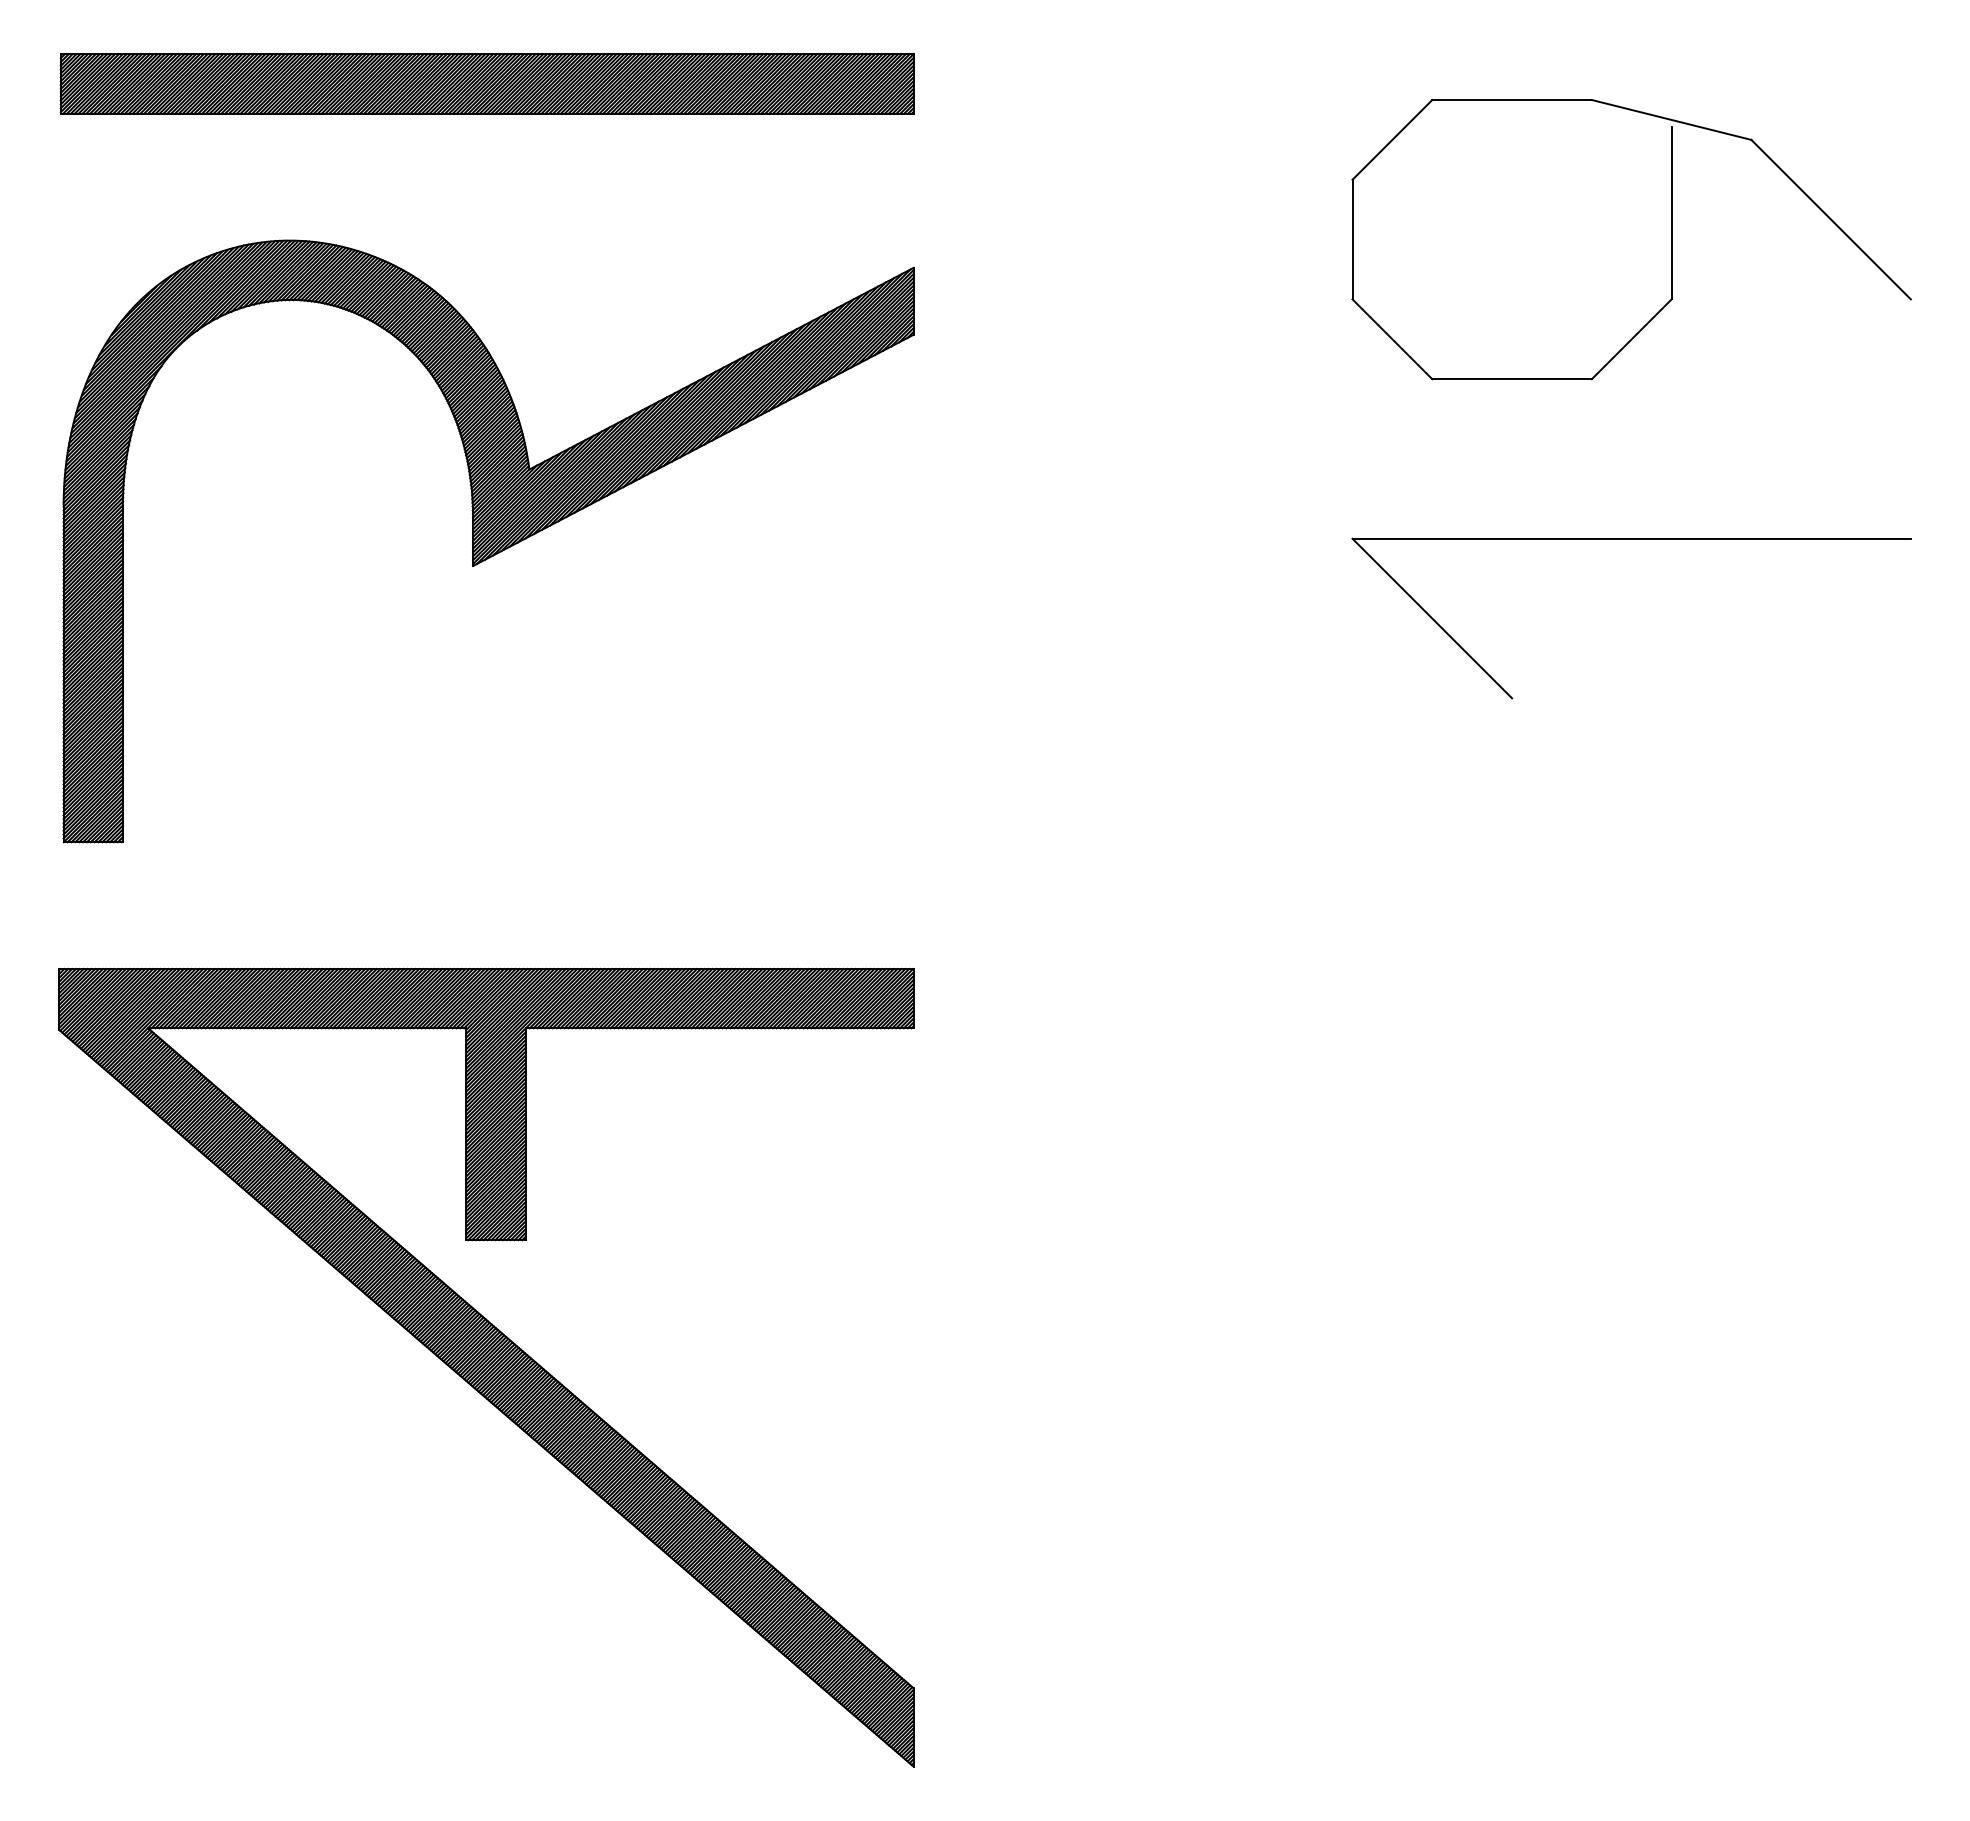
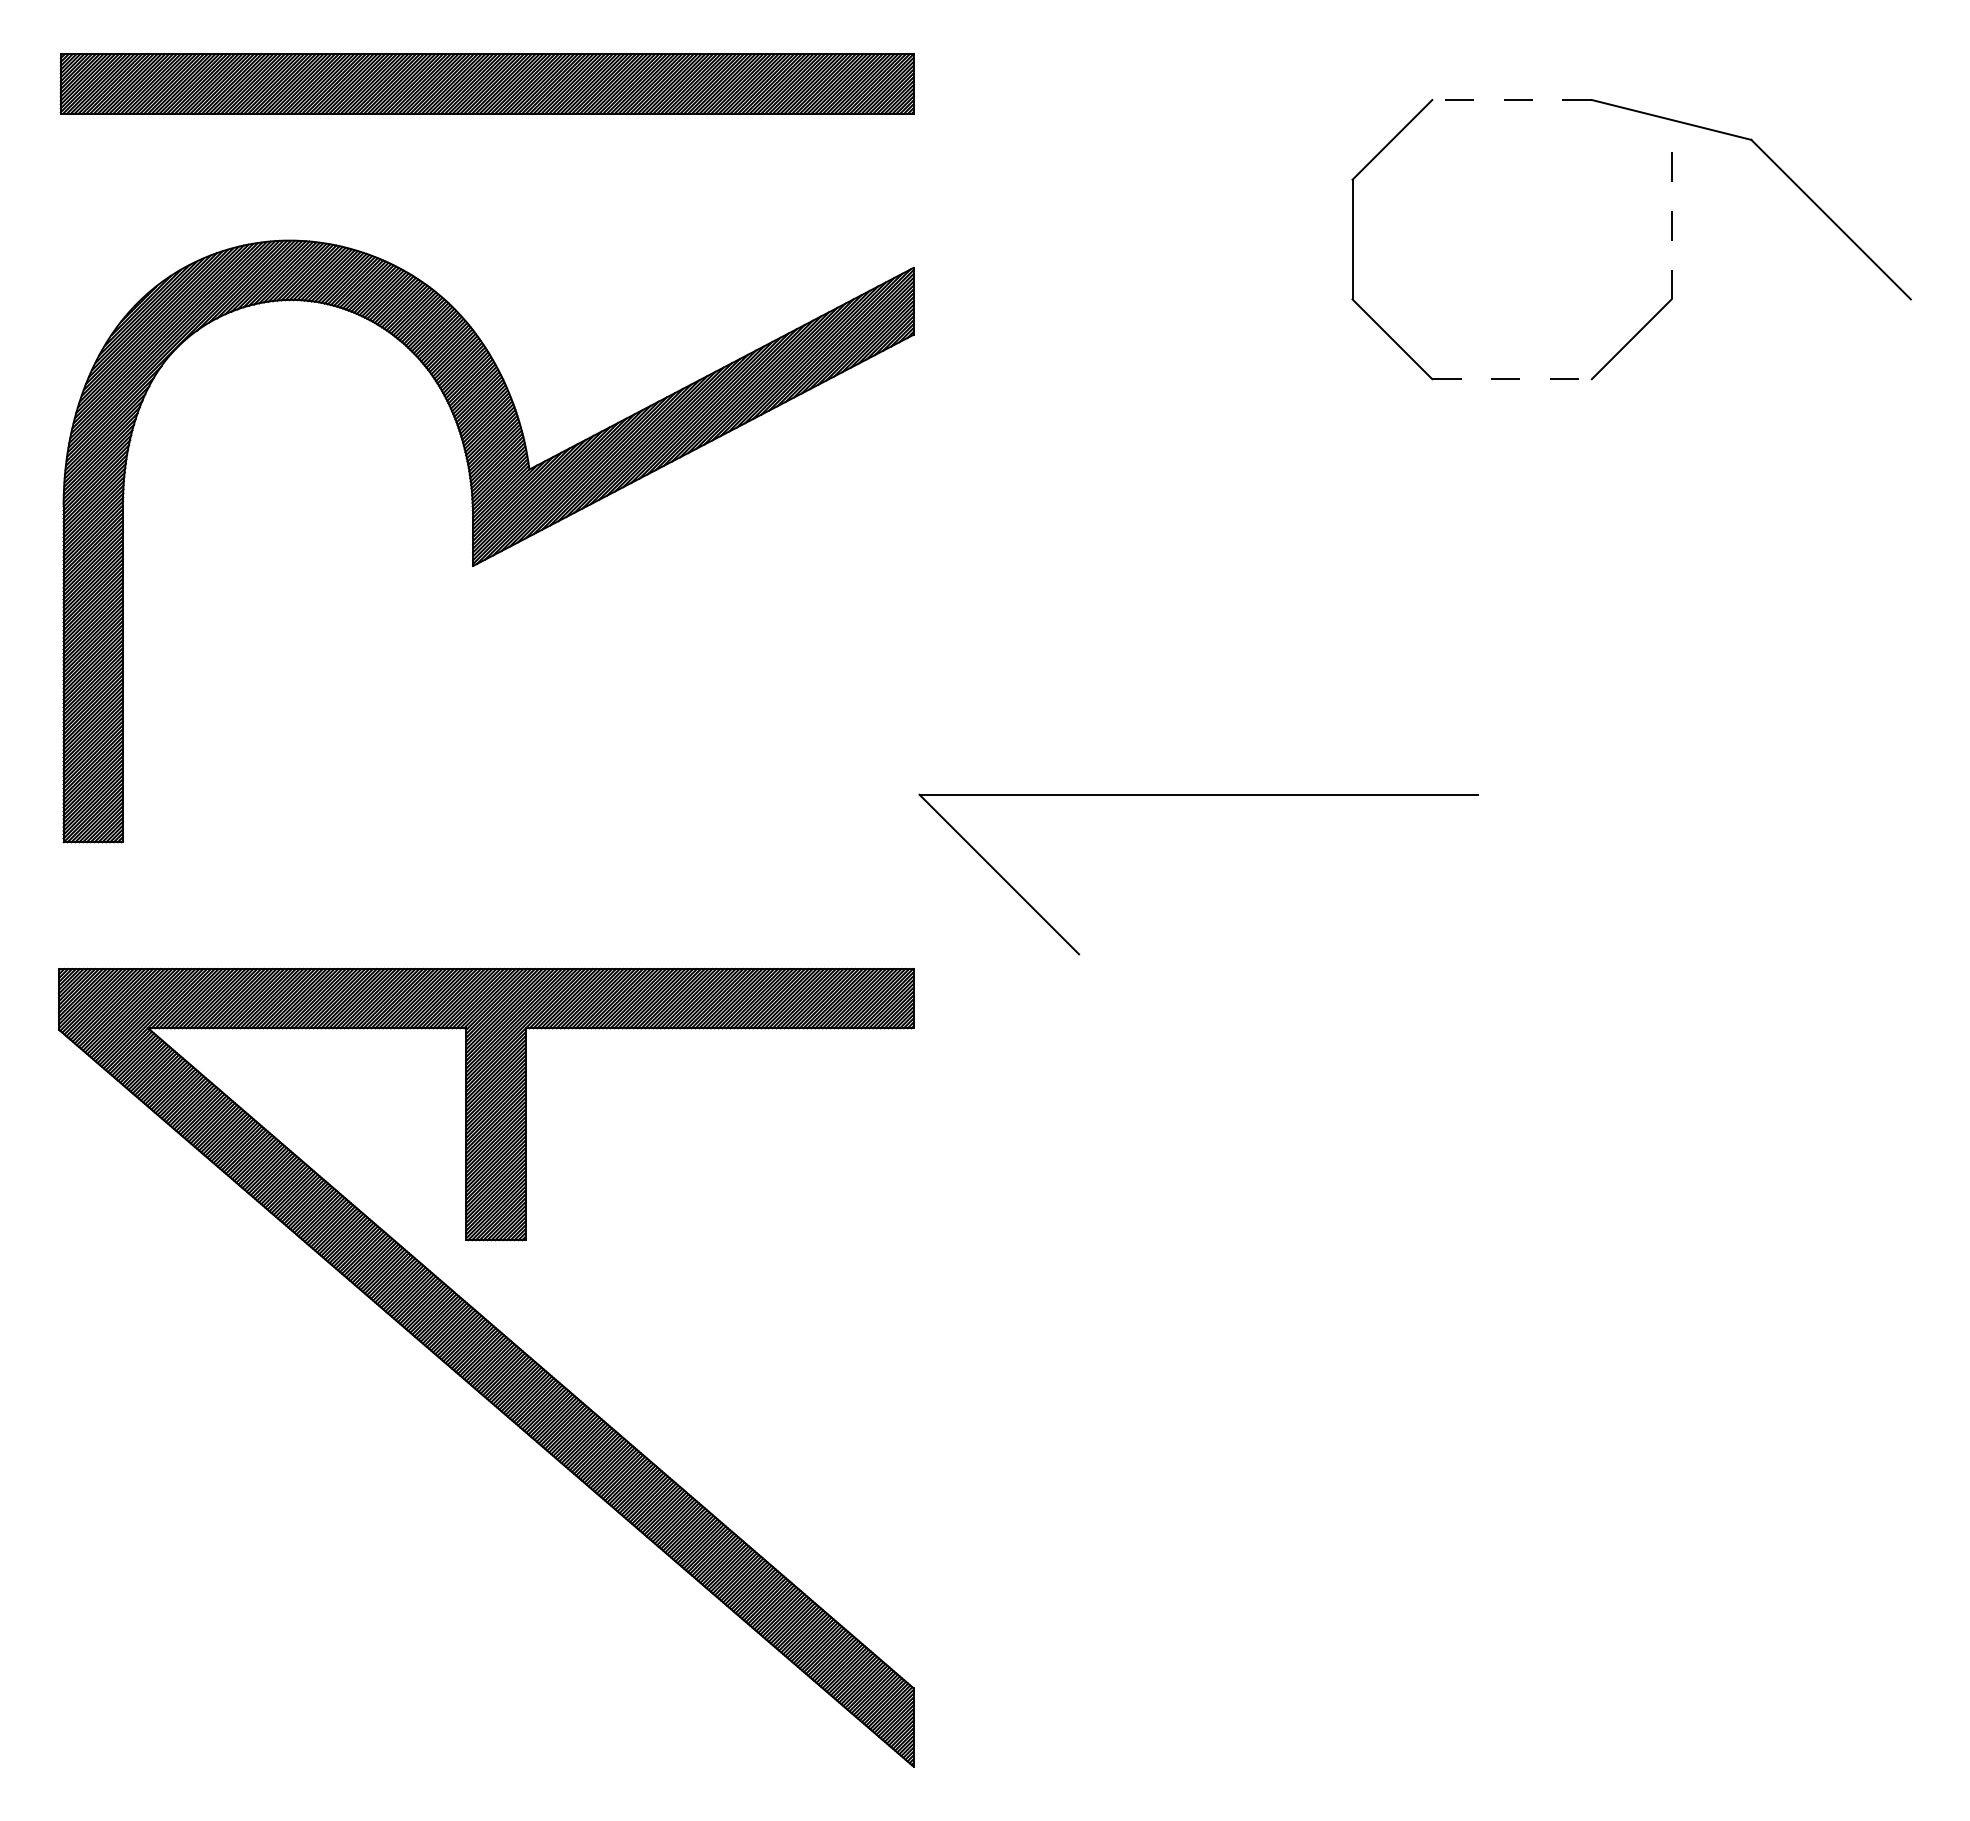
line: solid -> dashed (1512, 100)
line: solid -> dashed (1671, 212)
line: solid -> dashed (1512, 379)
part position: (1631, 539) -> (1198, 795) (1198, 795)
